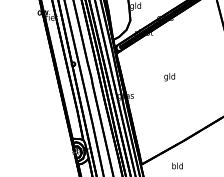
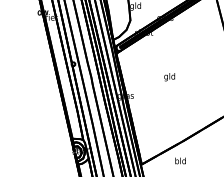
text position: (177, 165) -> (180, 160) (180, 160)
